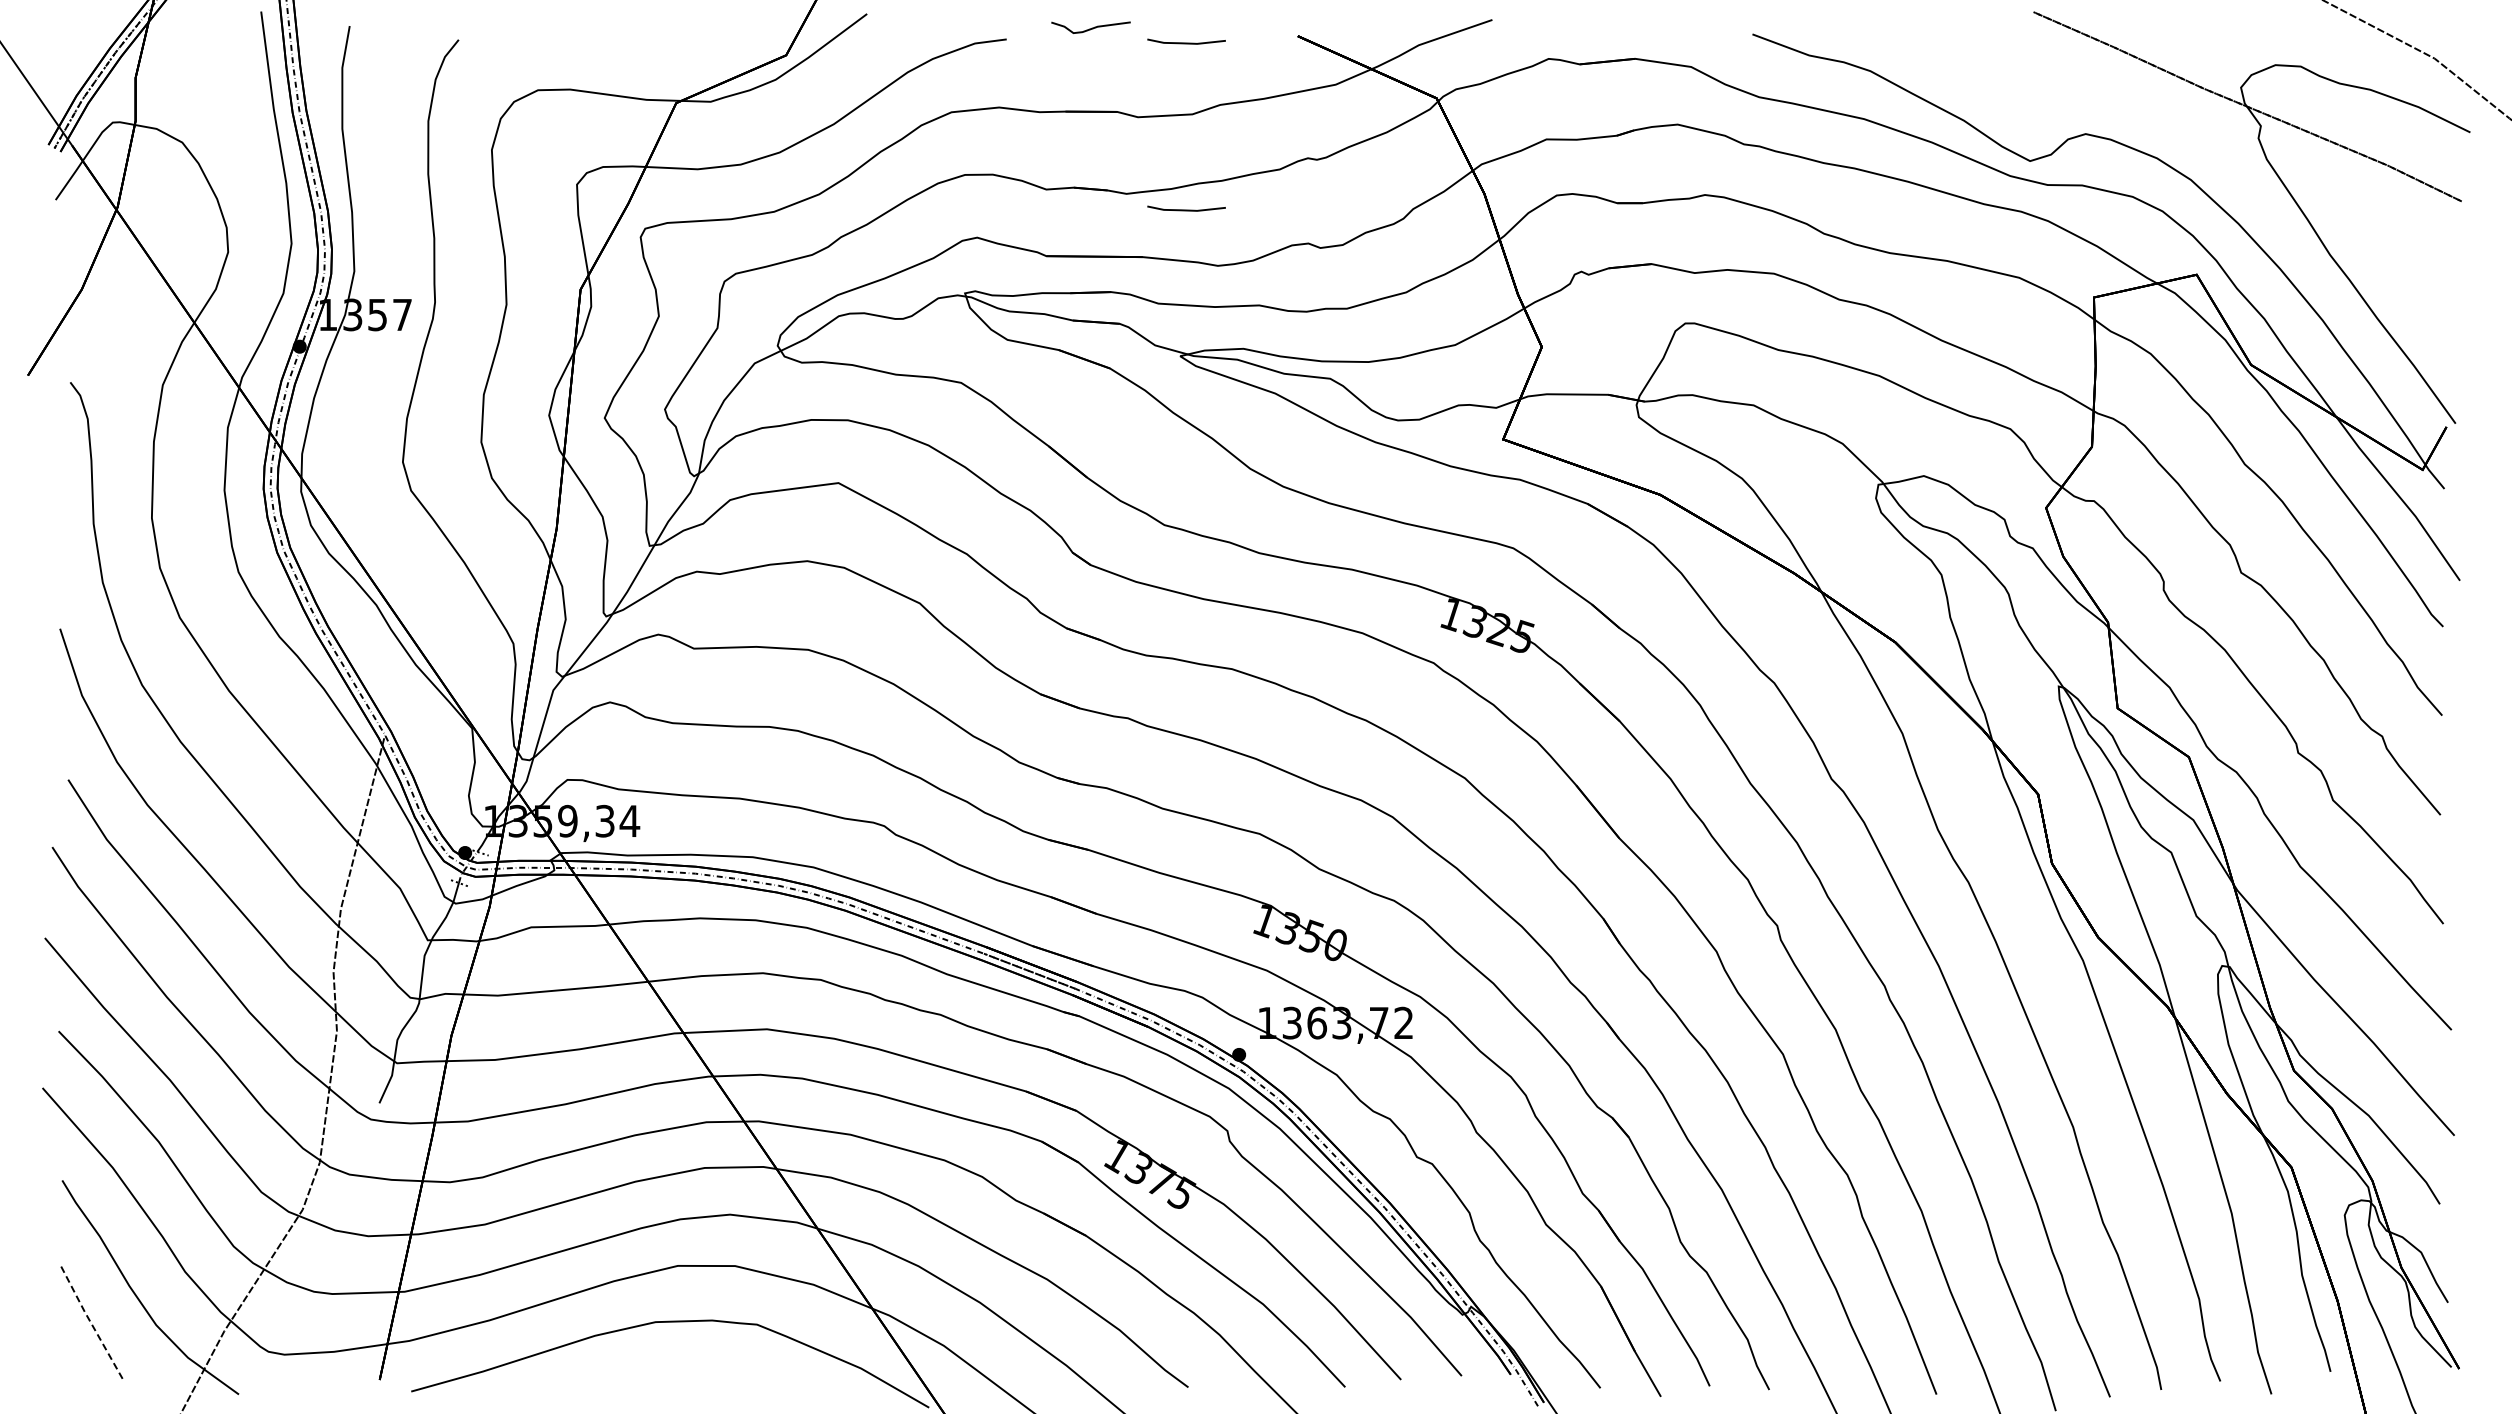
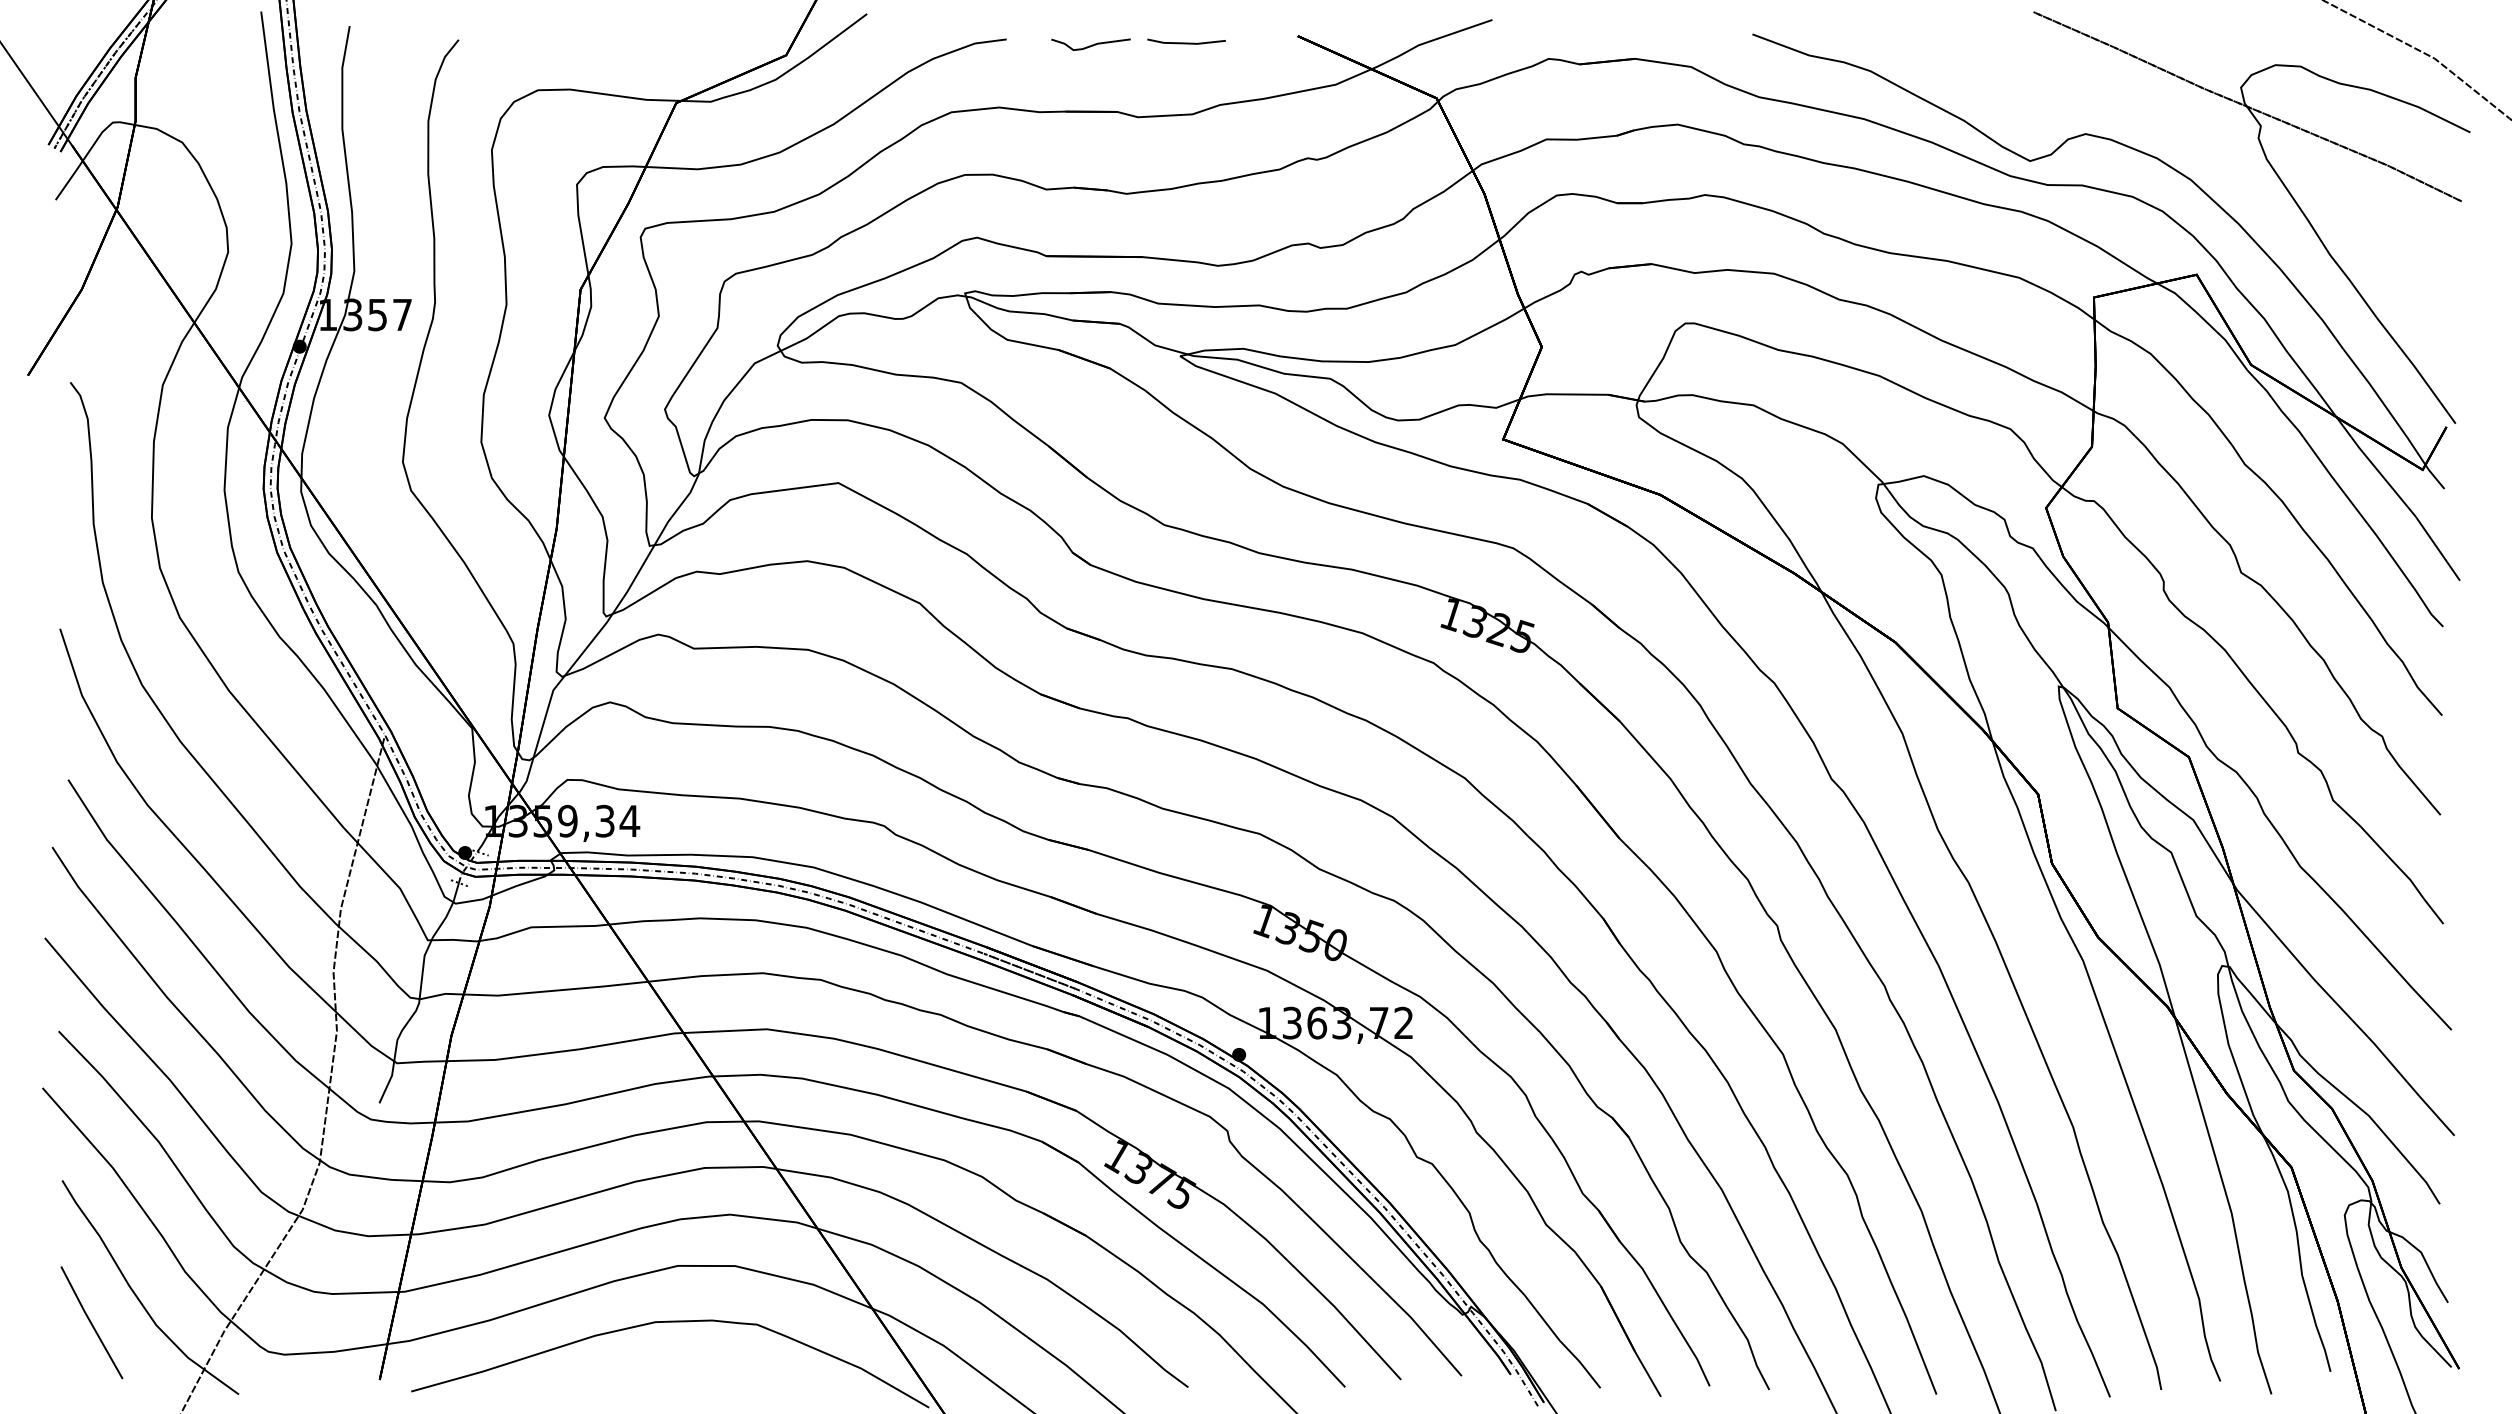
curve position: (1090, 28) -> (1090, 45) (1090, 45)
line: present -> none (1186, 209)
line: dashed -> solid (91, 1323)
